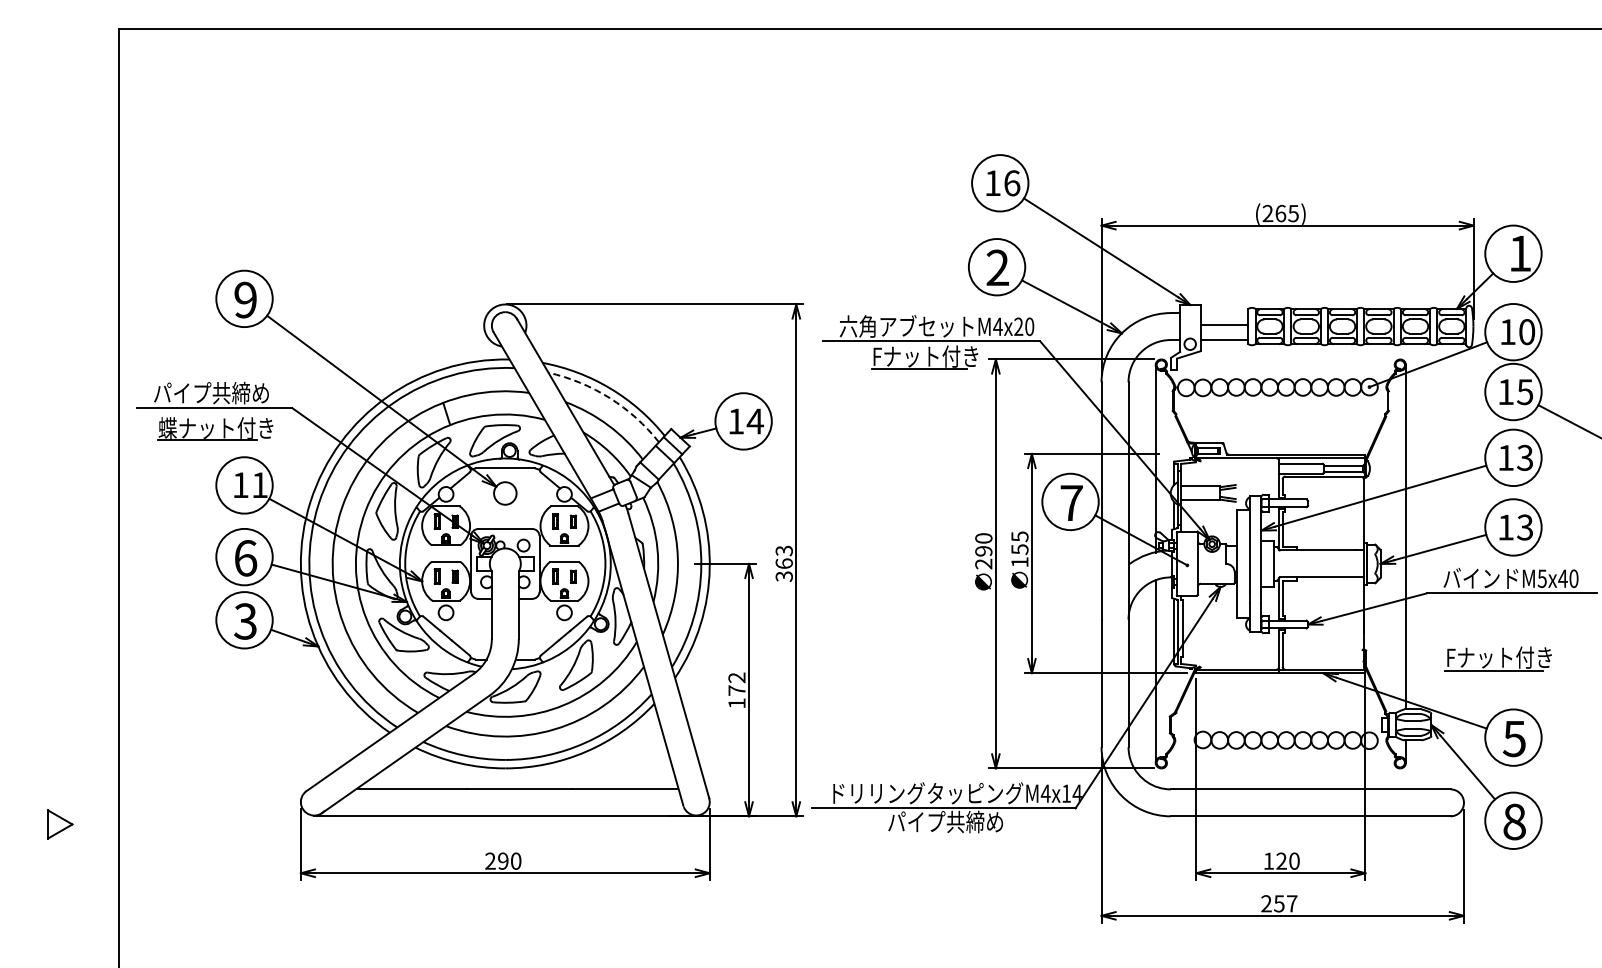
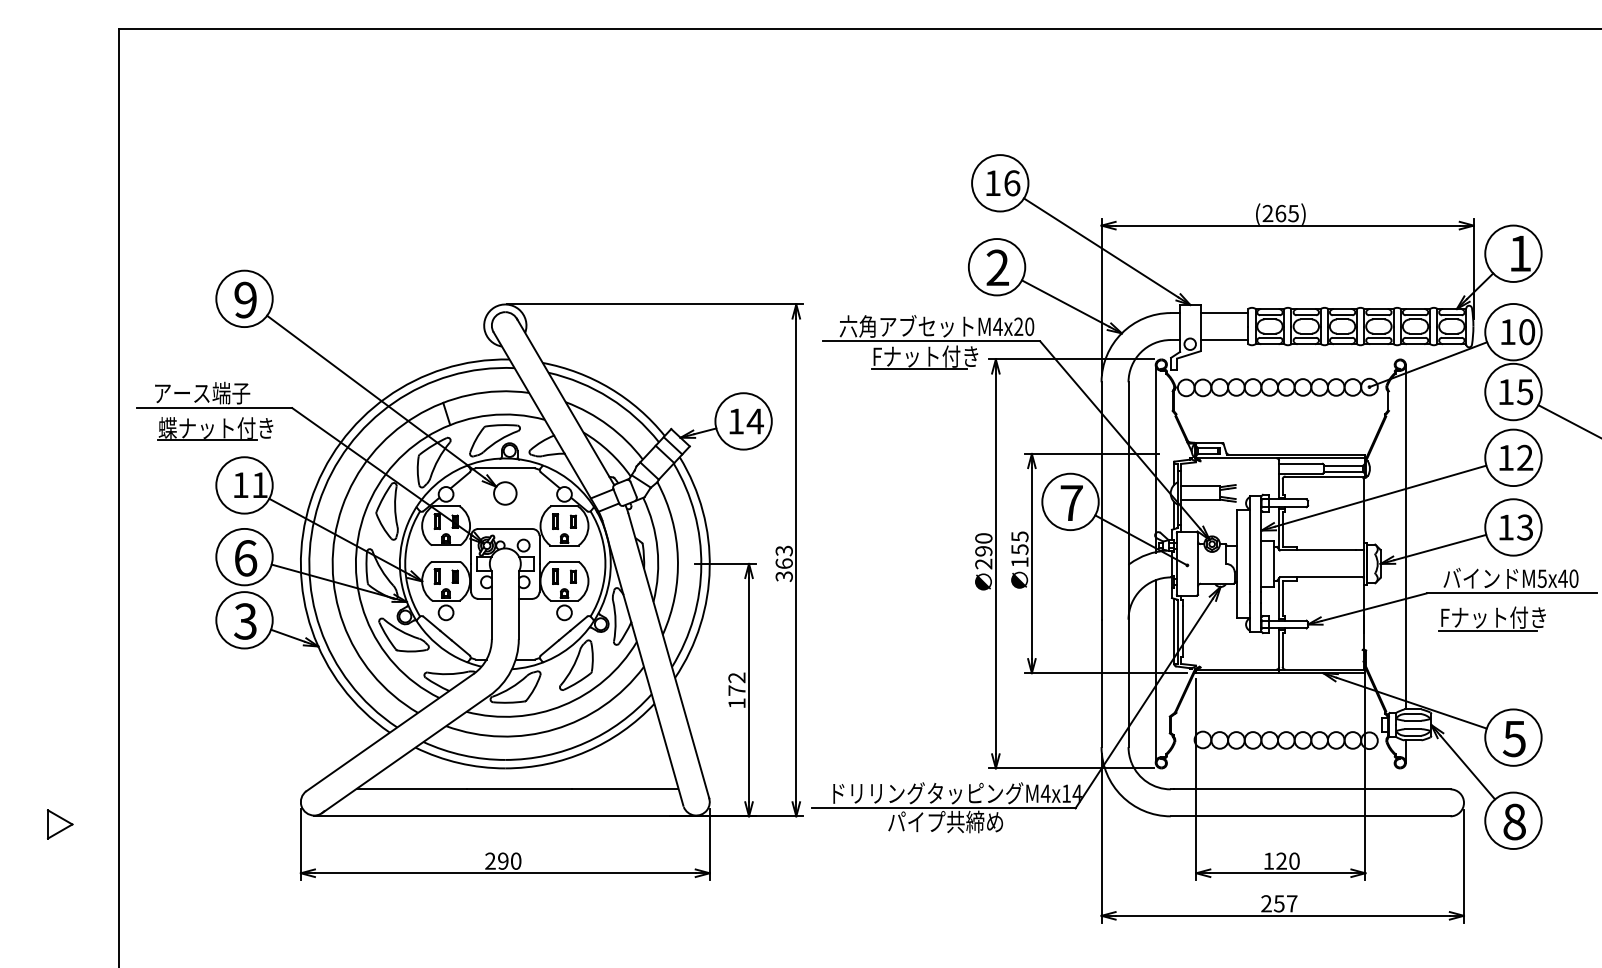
line position: (1224, 325) -> (1224, 313) (1224, 313)
text: パイプ共締め -> アース端子 (211, 392)
arc: dashed -> solid (609, 398)
text: 13 -> 12 (1525, 457)
part position: (1497, 658) -> (1491, 618) (1491, 618)
